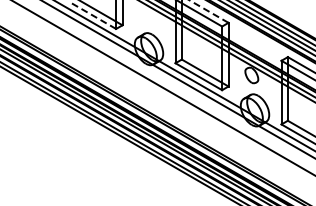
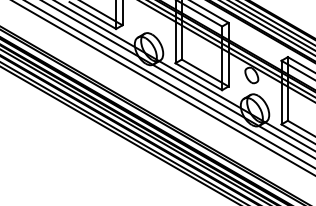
line: dashed -> solid (208, 11)
line: dashed -> solid (92, 15)
line: none -> present (169, 84)
